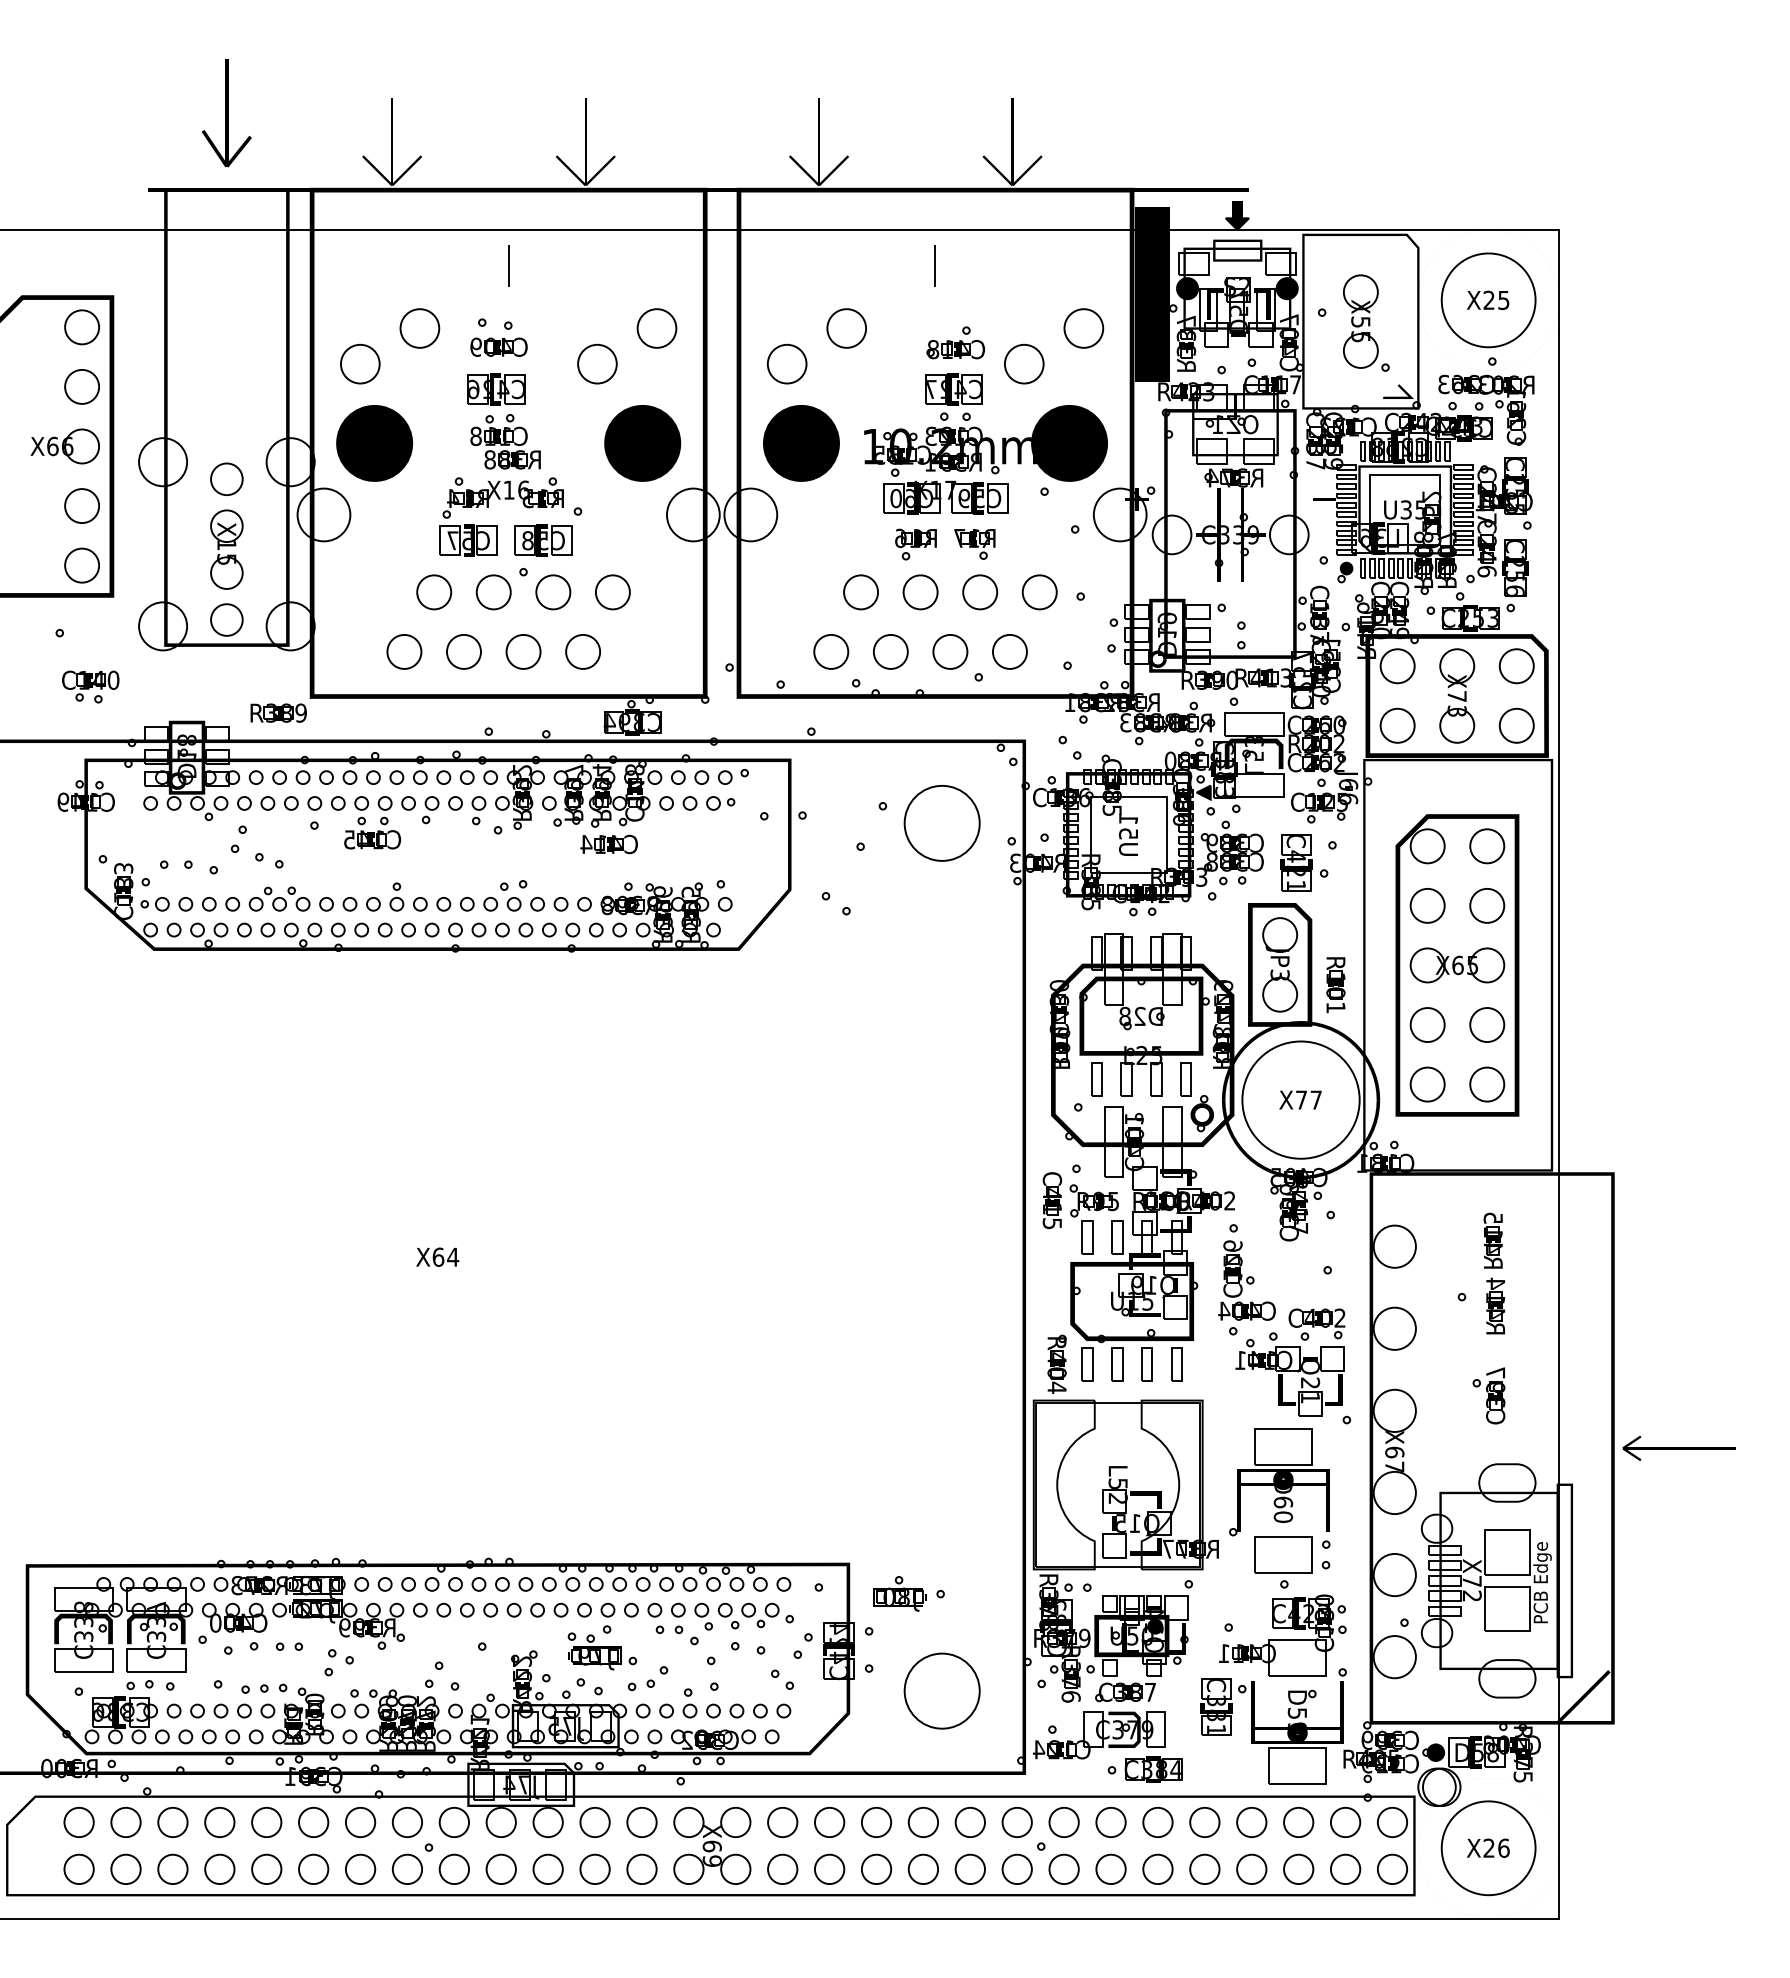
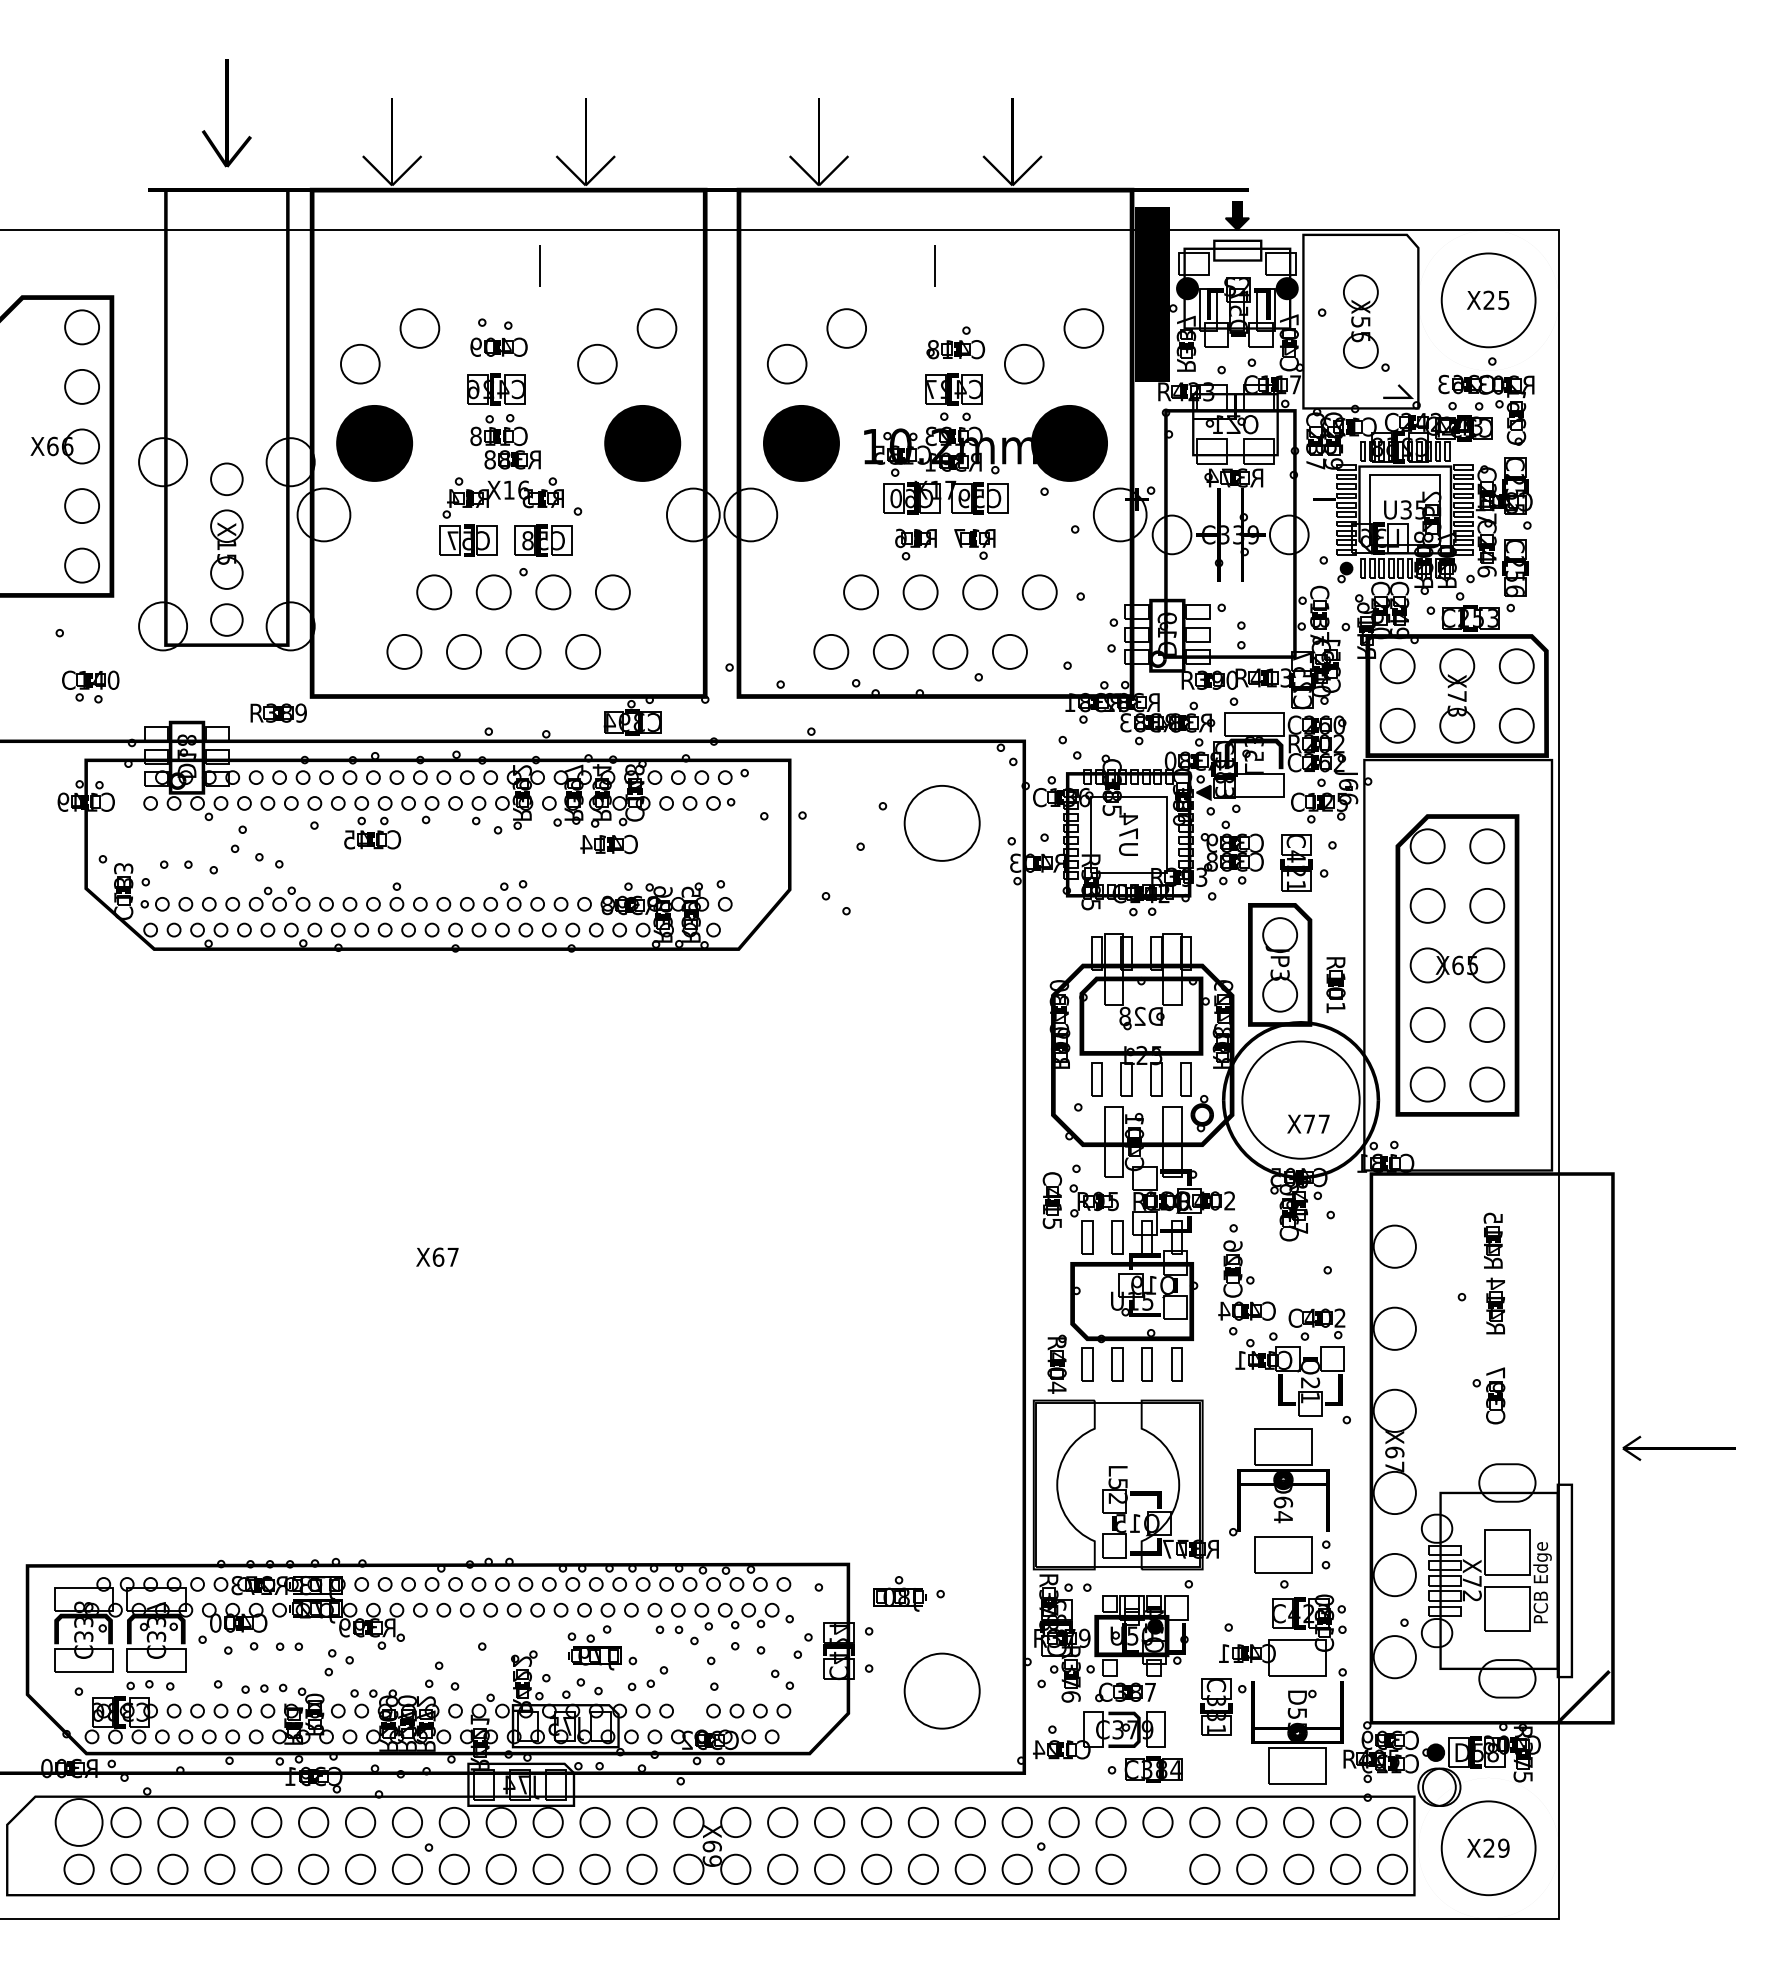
line position: (508, 265) -> (539, 265) (539, 265)
text: U51 -> U74 (1128, 826)
text position: (1300, 1099) -> (1308, 1123) (1308, 1123)
text: X64 -> X67 (453, 1256)
text: D60 -> D64 (1283, 1517)
part: present -> none (689, 1703)
text: D59 -> D55 (1297, 1727)
circle diameter: 29 px -> 47 px (78, 1822)
text: X26 -> X29 (1503, 1847)
circle: present -> none (1157, 1868)
